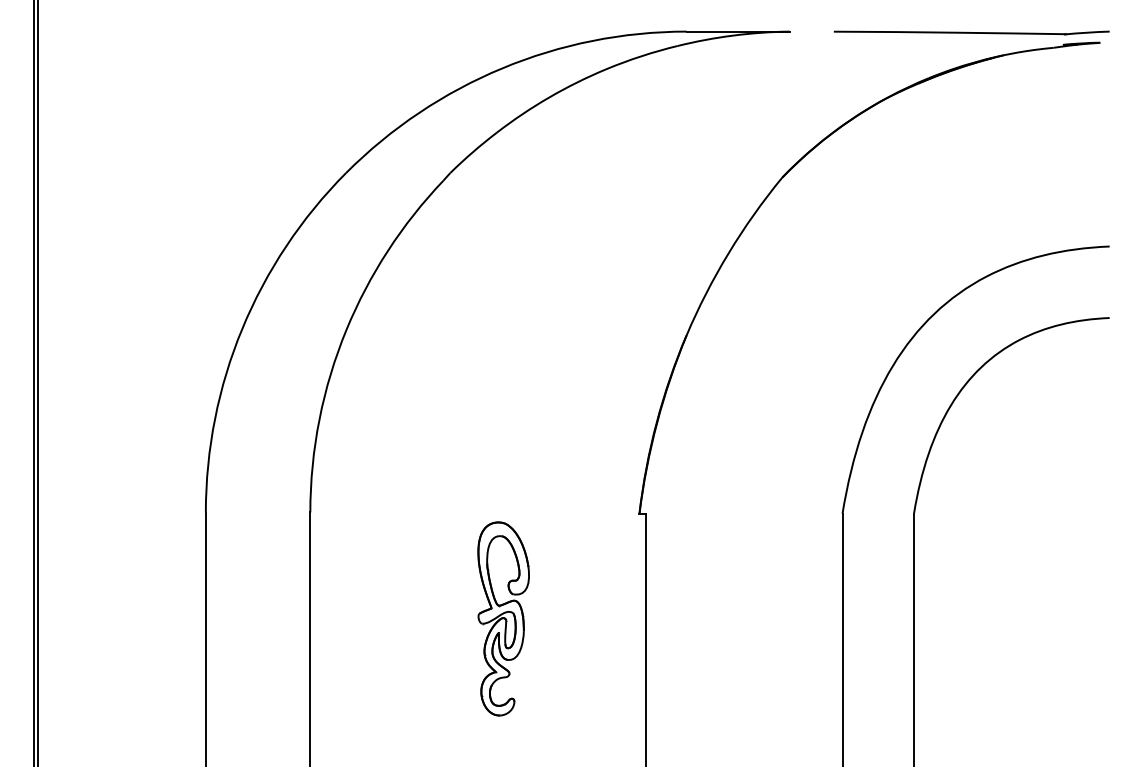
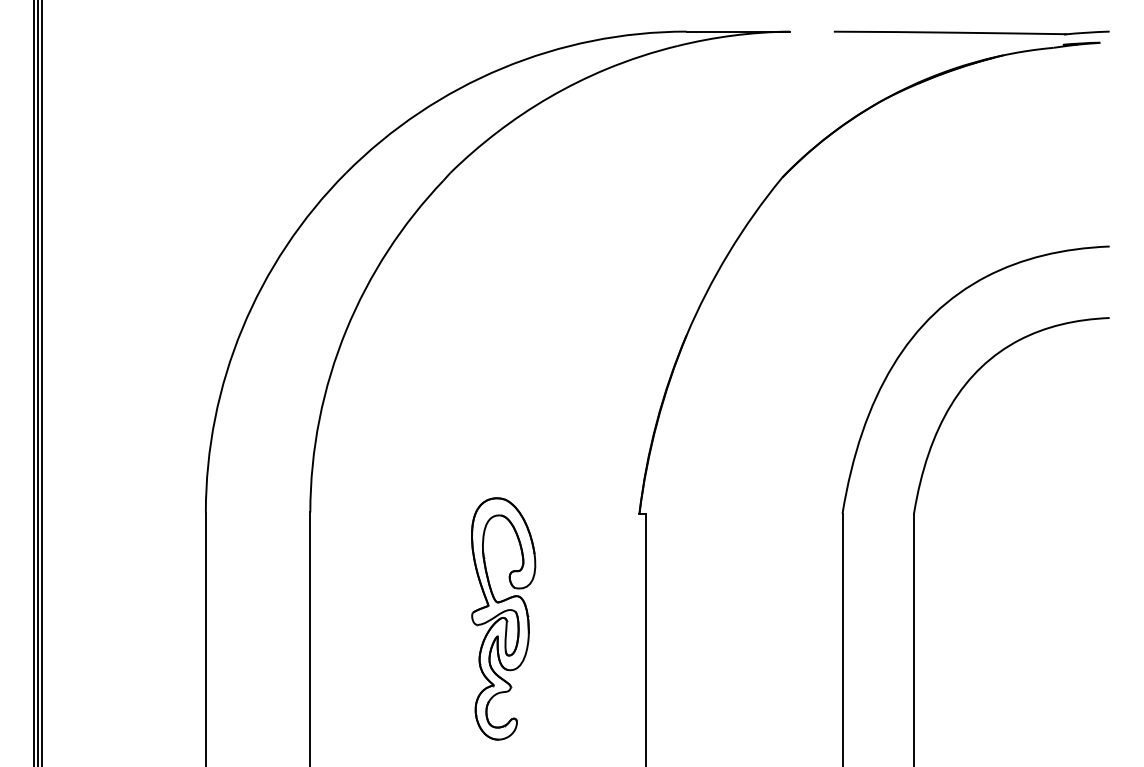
line: none -> present (41, 382)
part size: 53x196 px -> 66x244 px (503, 618)
